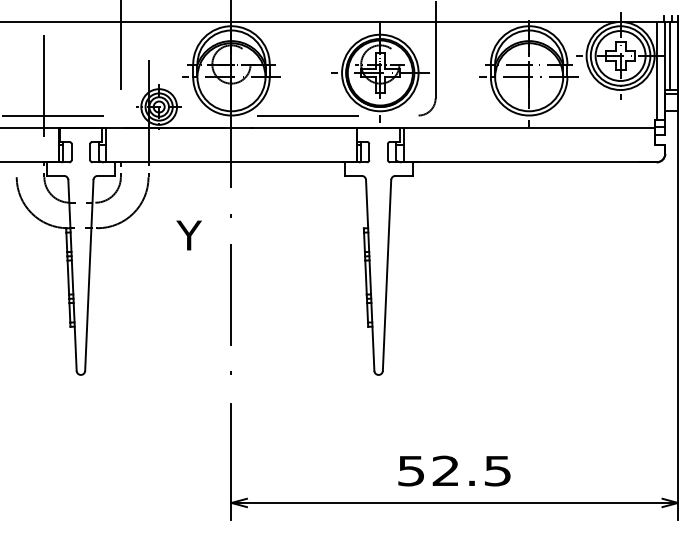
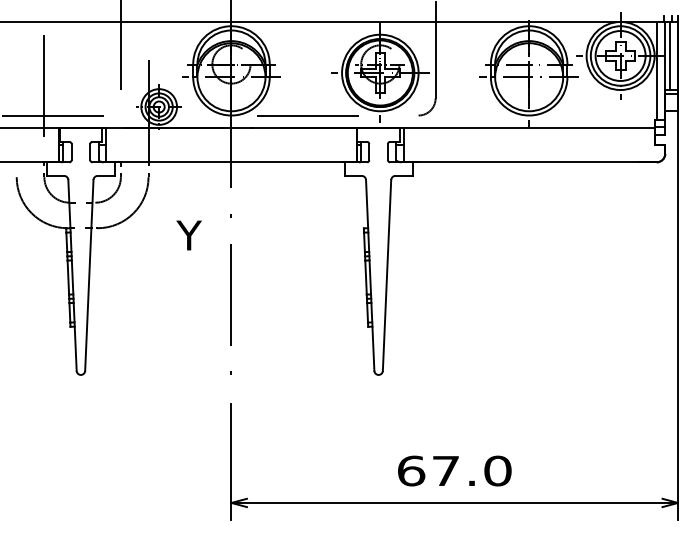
text: 52.5 -> 67.0 (454, 470)
